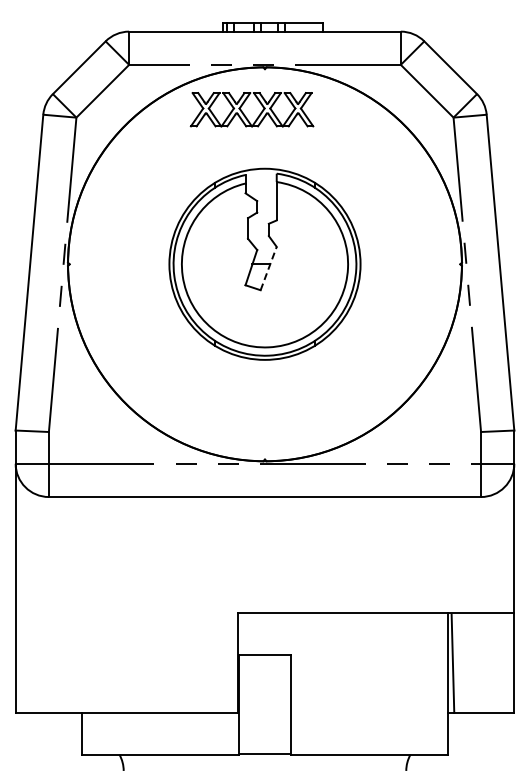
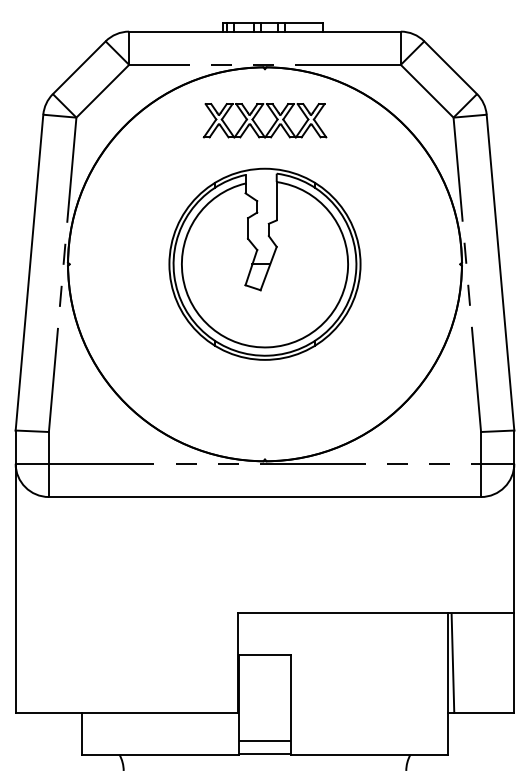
part position: (244, 113) -> (257, 124) (257, 124)
line: dashed -> solid (268, 268)
line: none -> present (264, 740)
